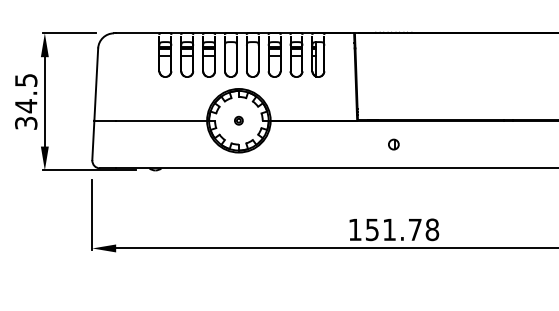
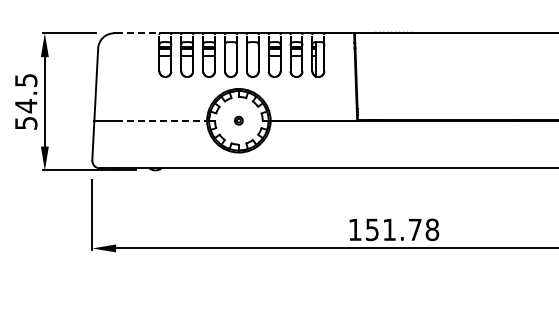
line: solid -> dashed (138, 33)
line: solid -> dashed (161, 120)
text: 34.5 -> 54.5 (25, 123)
part: present -> none (393, 144)
